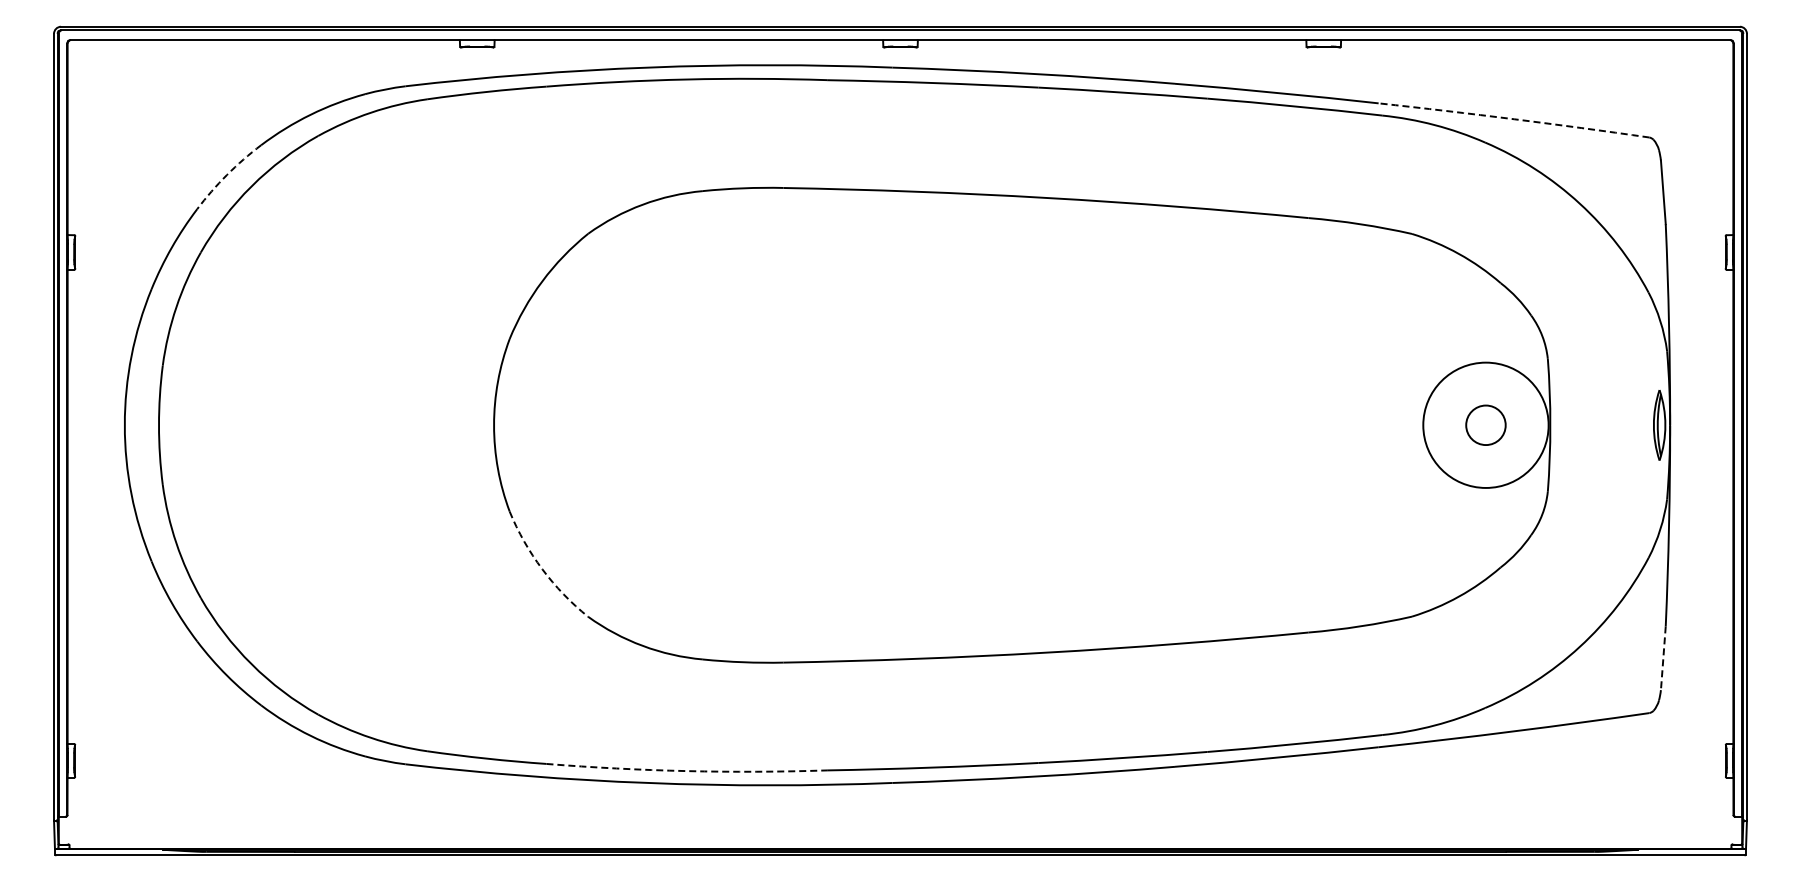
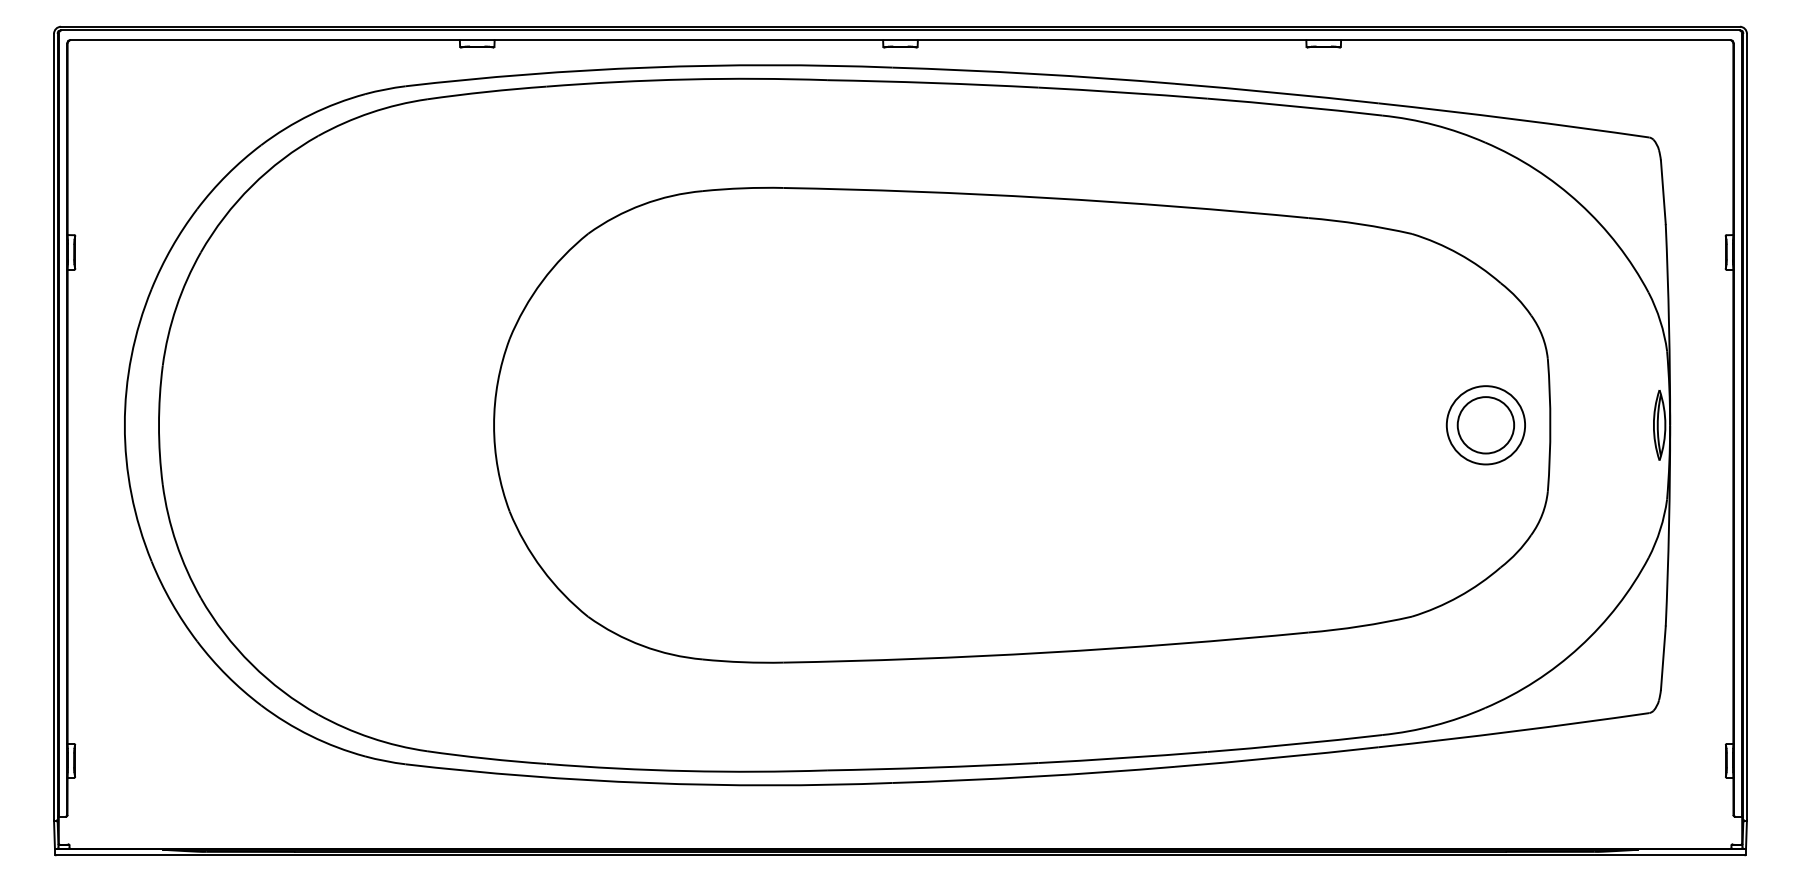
arc: dashed -> solid (1514, 119)
arc: dashed -> solid (227, 174)
circle diameter: 125 px -> 78 px (1485, 425)
circle diameter: 40 px -> 56 px (1485, 425)
arc: dashed -> solid (542, 569)
line: dashed -> solid (1663, 658)
arc: dashed -> solid (686, 771)
